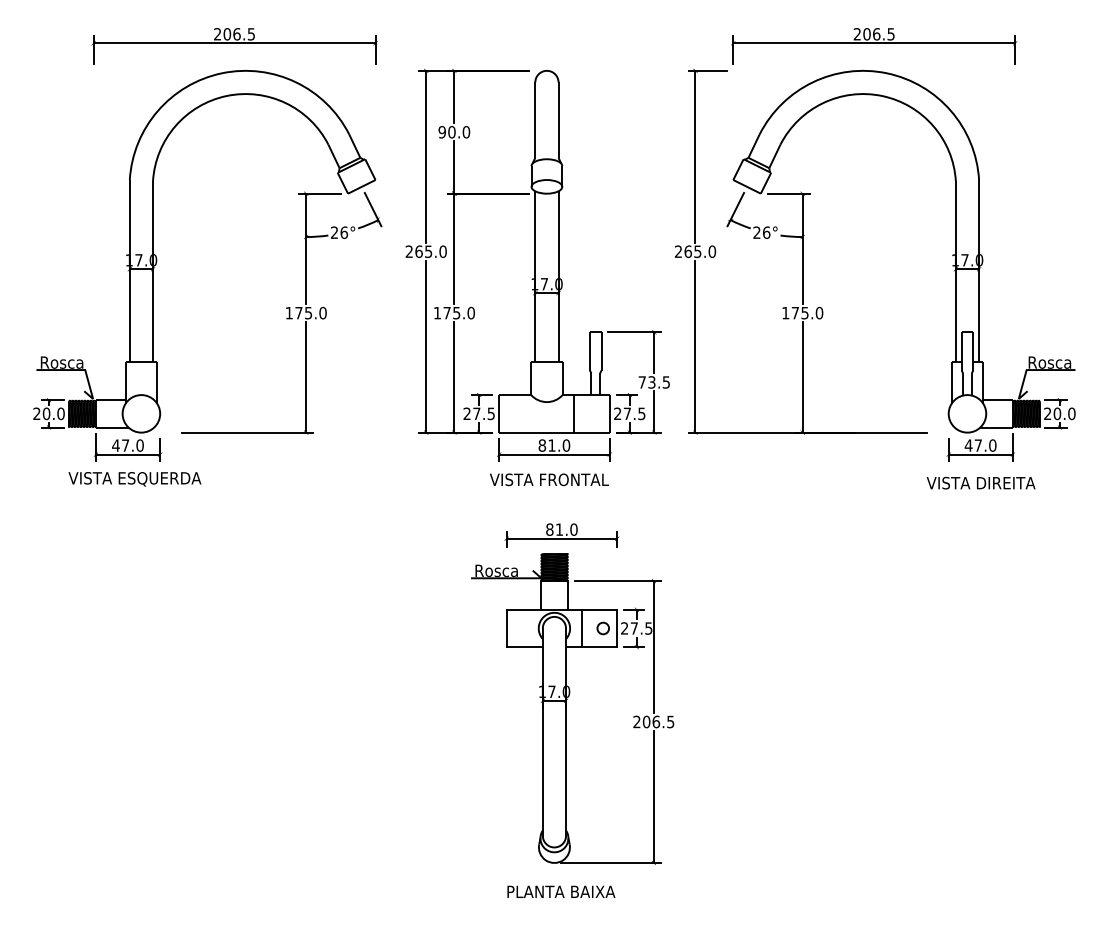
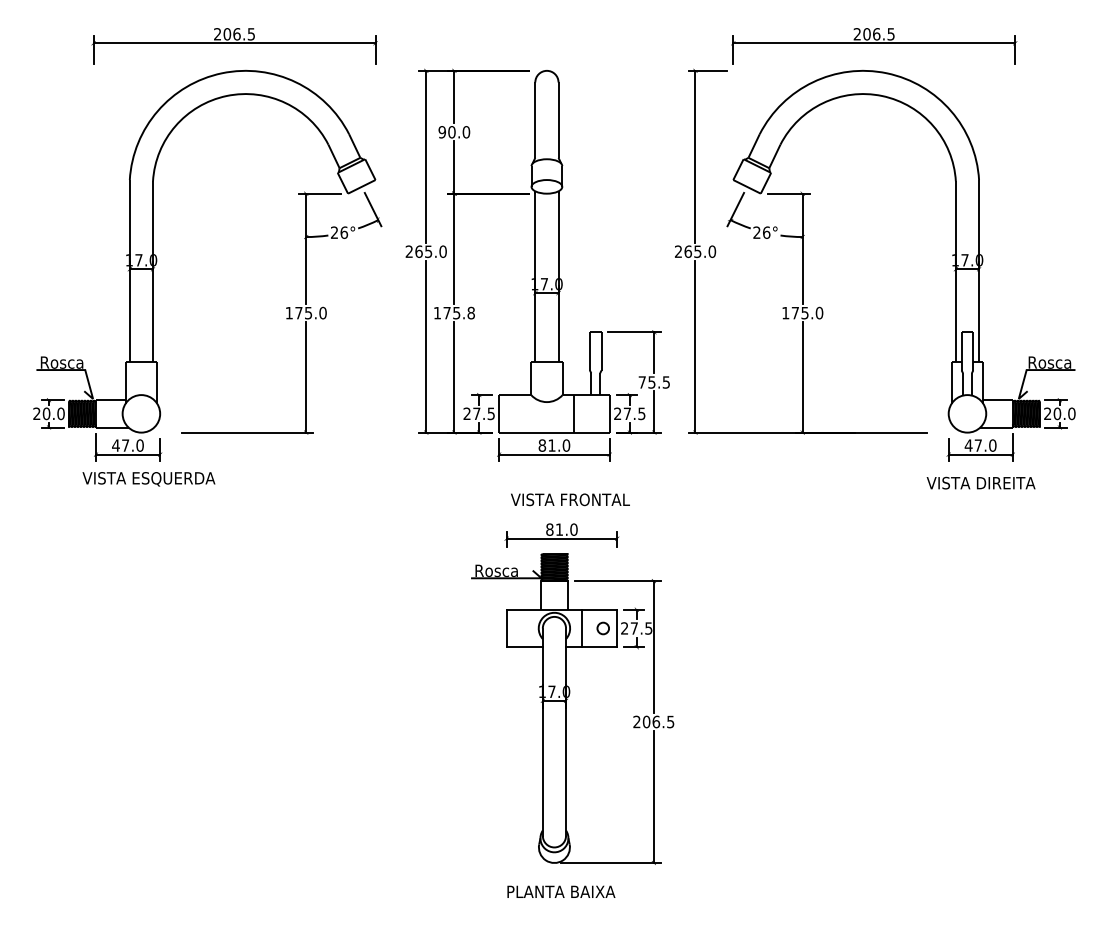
text: 175.0 -> 175.8 (470, 313)
text: 73.5 -> 75.5 (651, 381)
text position: (134, 479) -> (148, 479) (148, 479)
text position: (549, 479) -> (570, 499) (570, 499)
